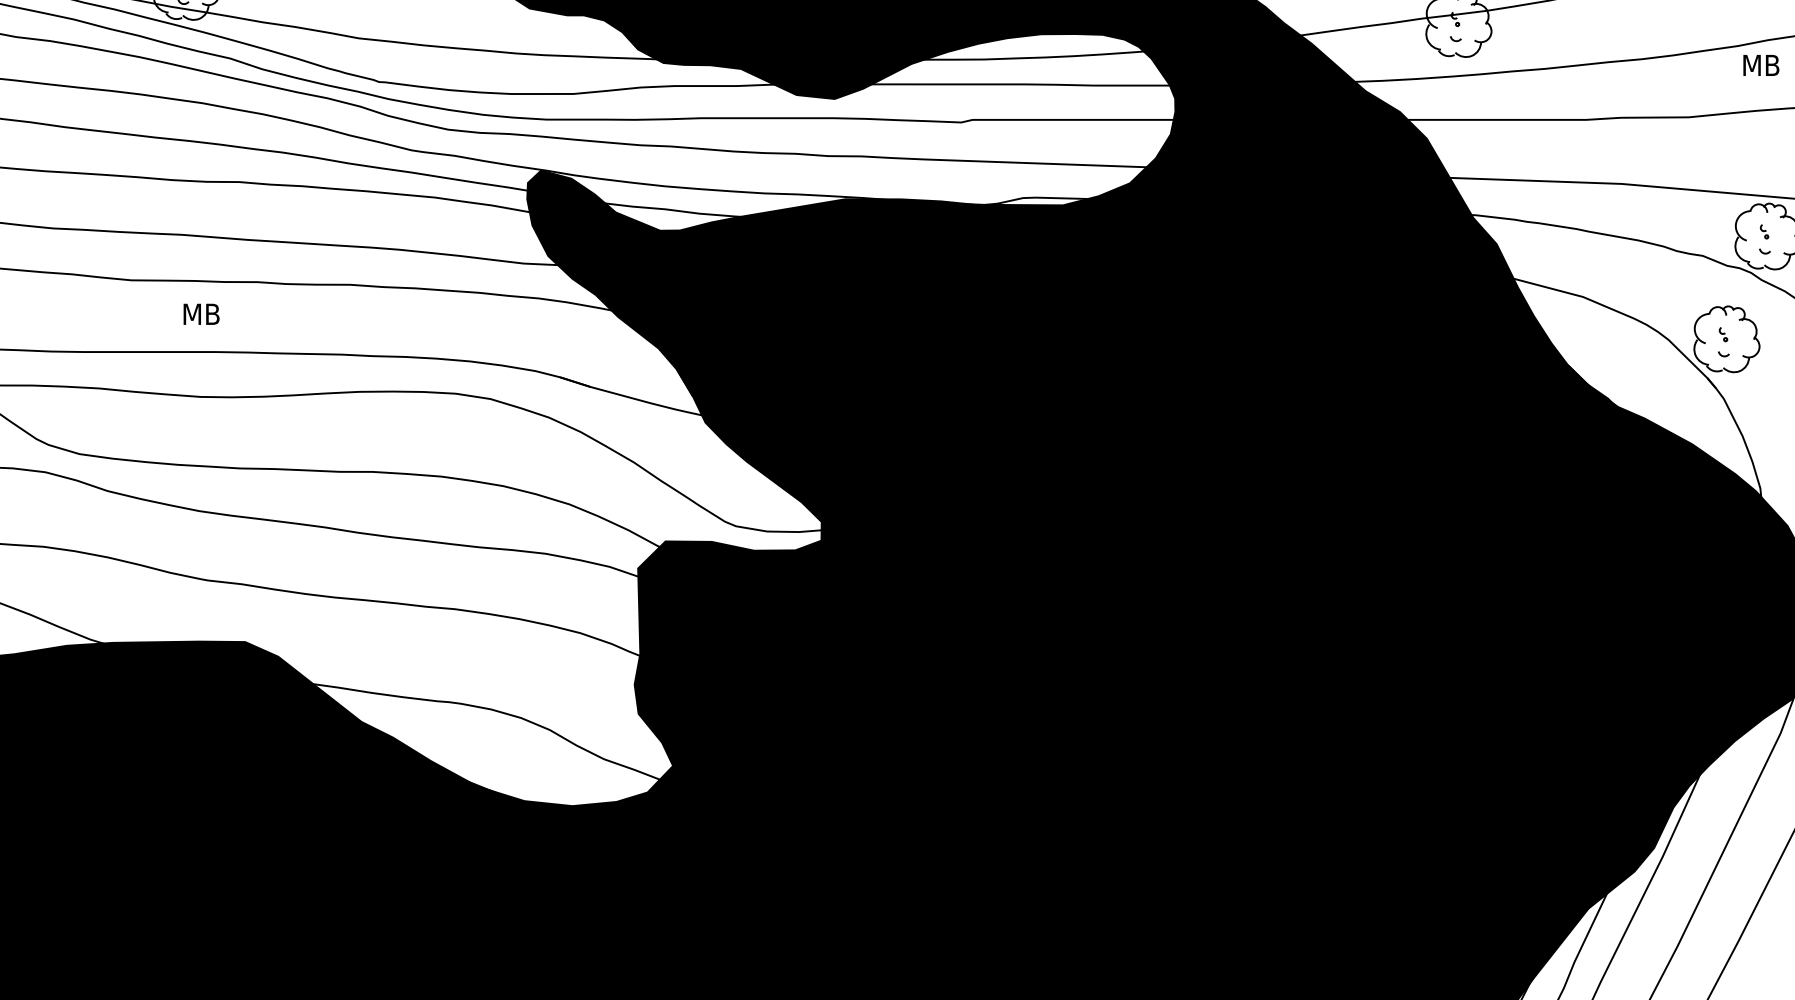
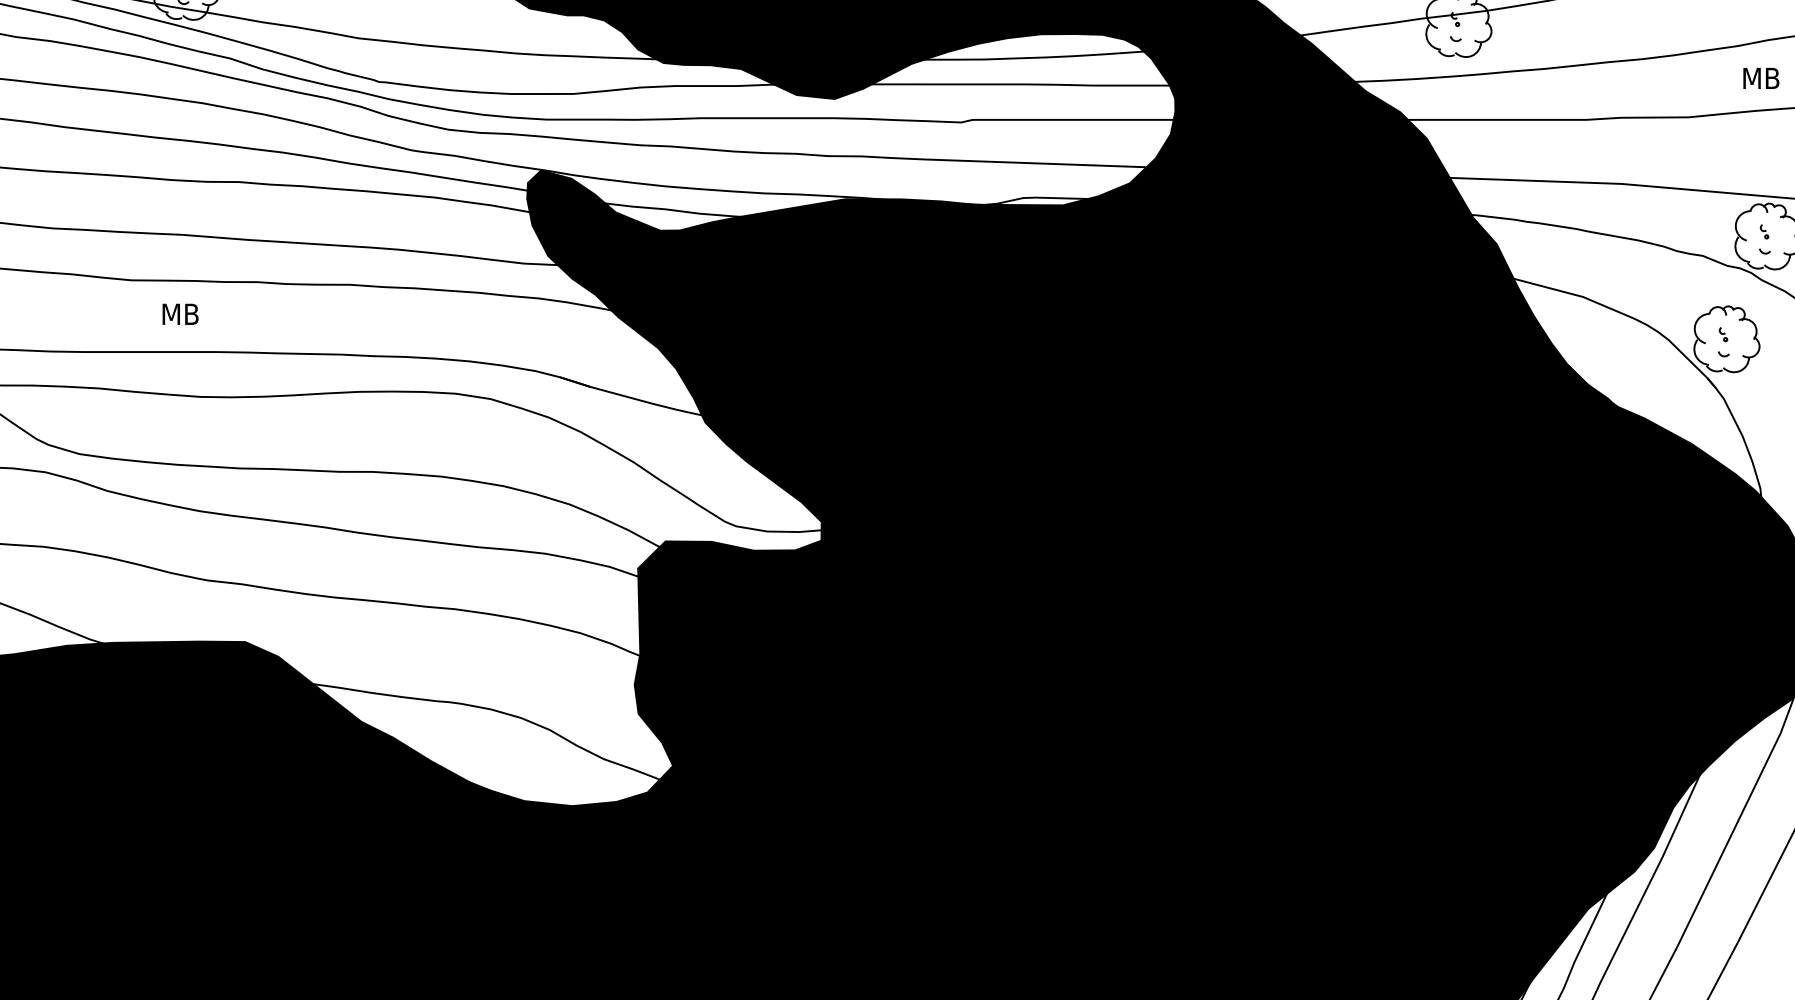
text position: (1761, 65) -> (1761, 78) (1761, 78)
text position: (201, 313) -> (180, 313) (180, 313)
